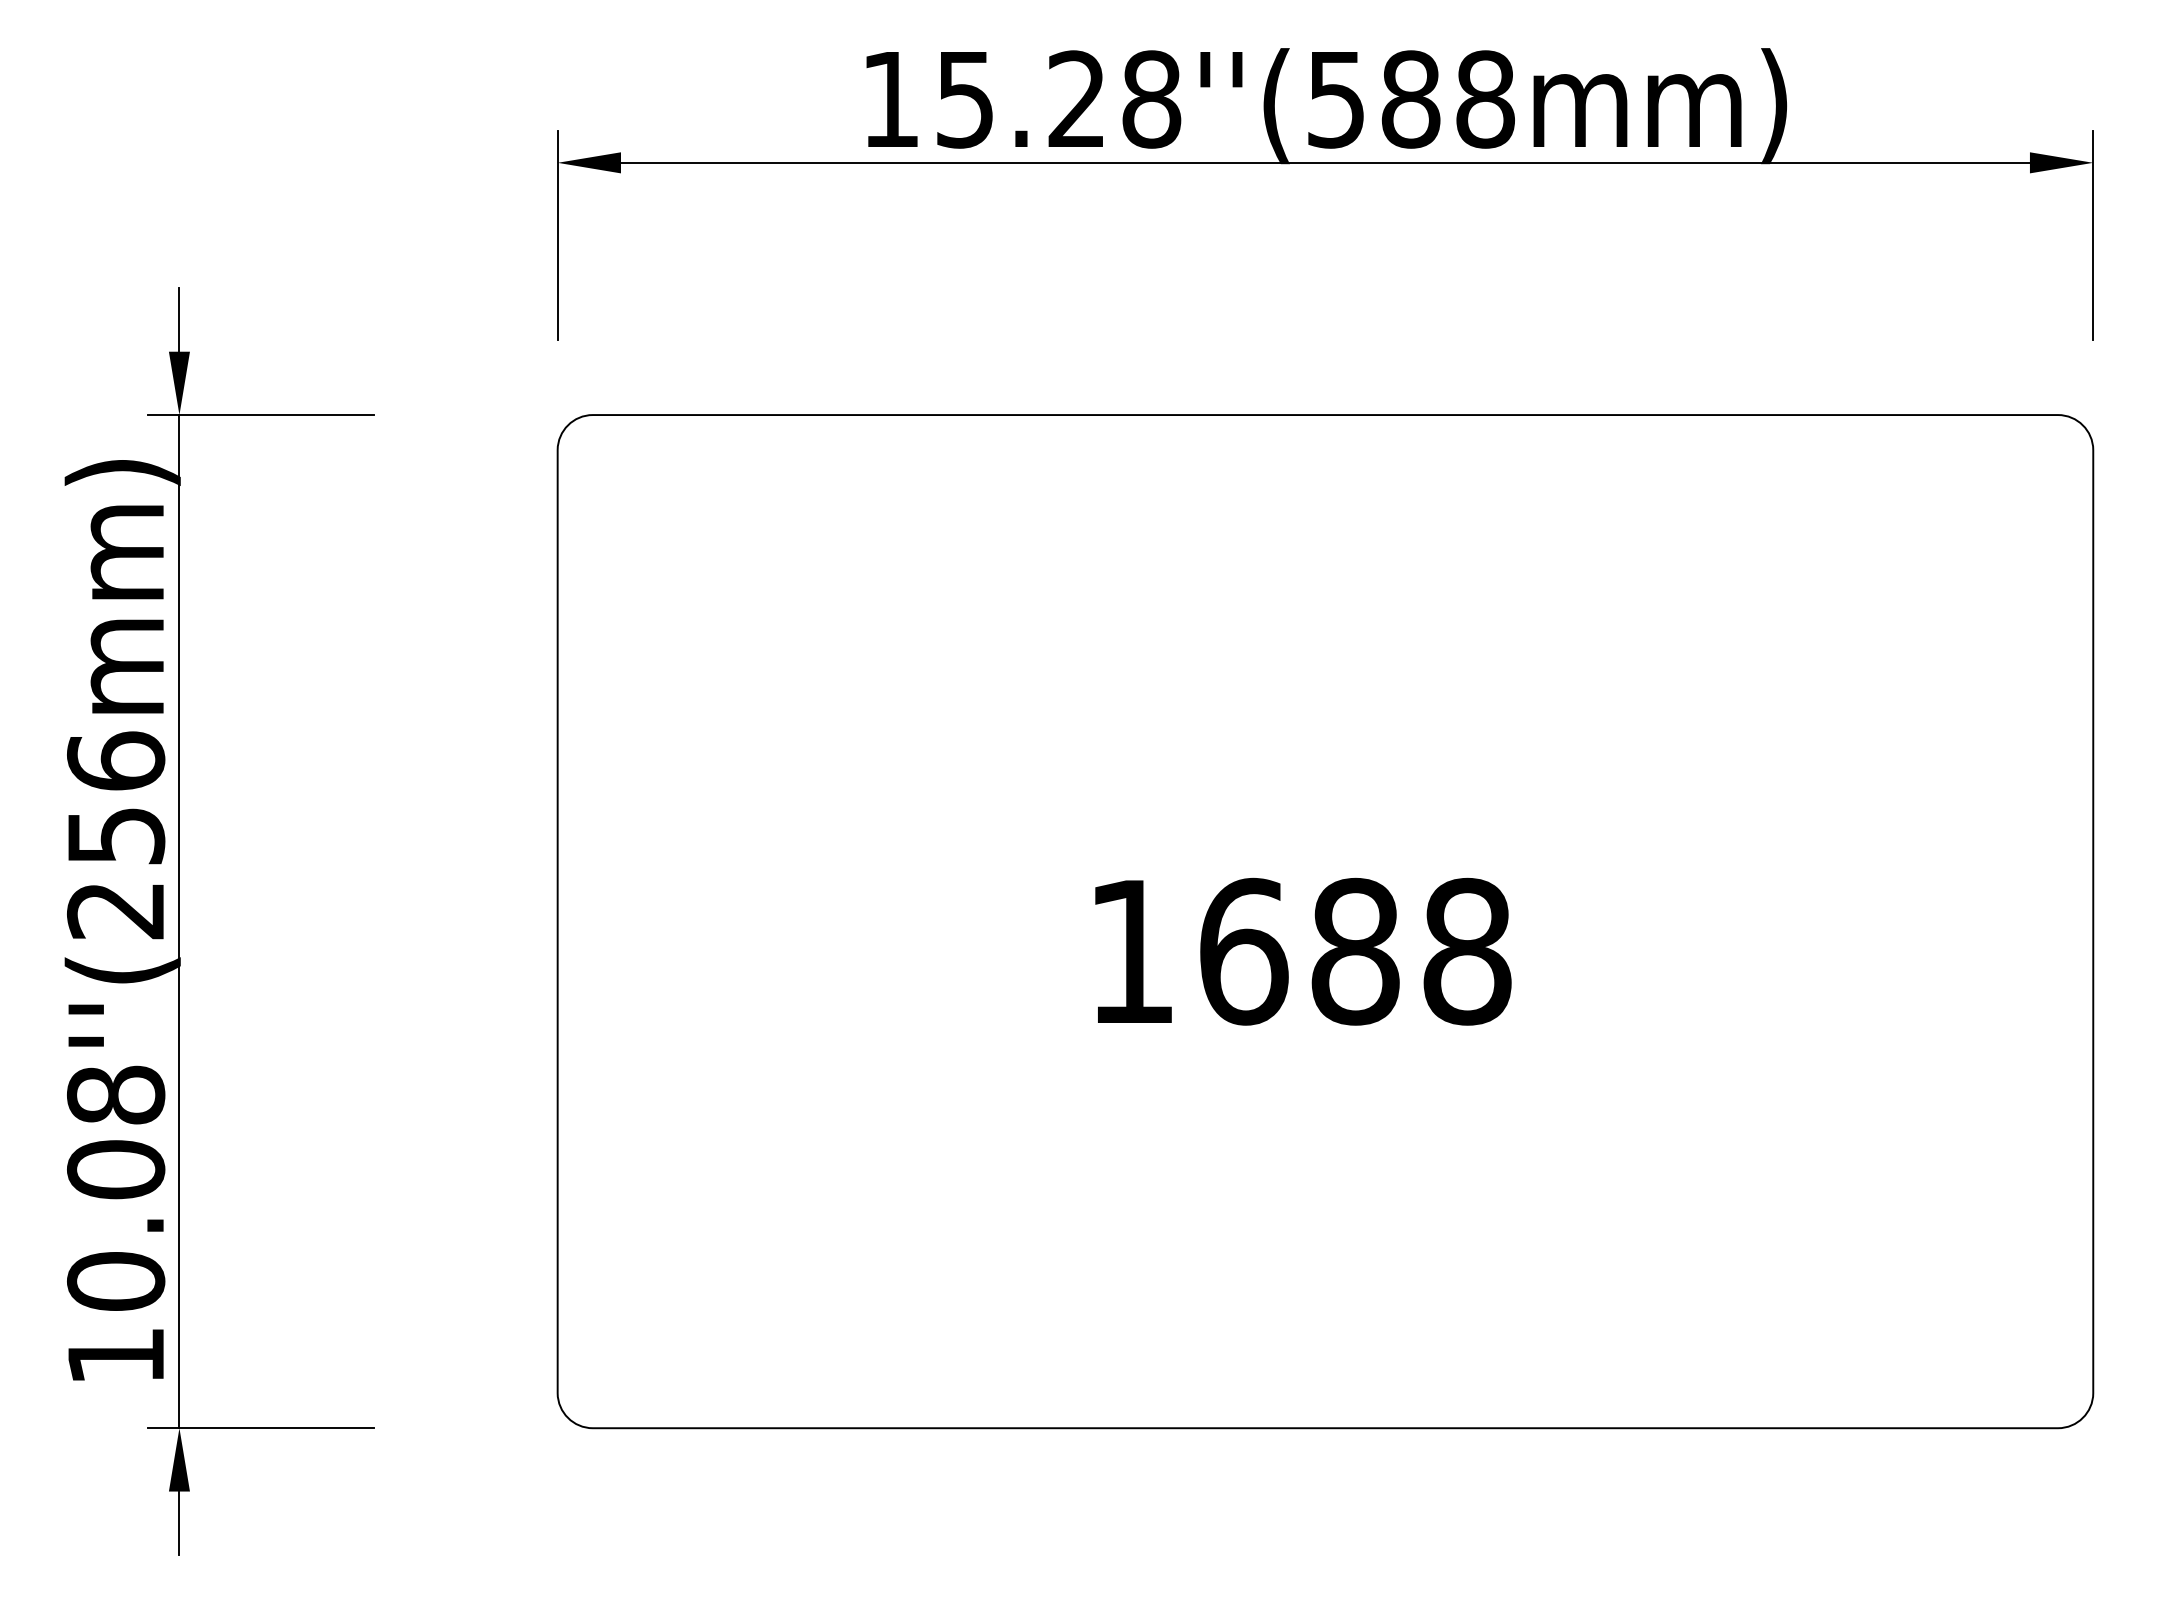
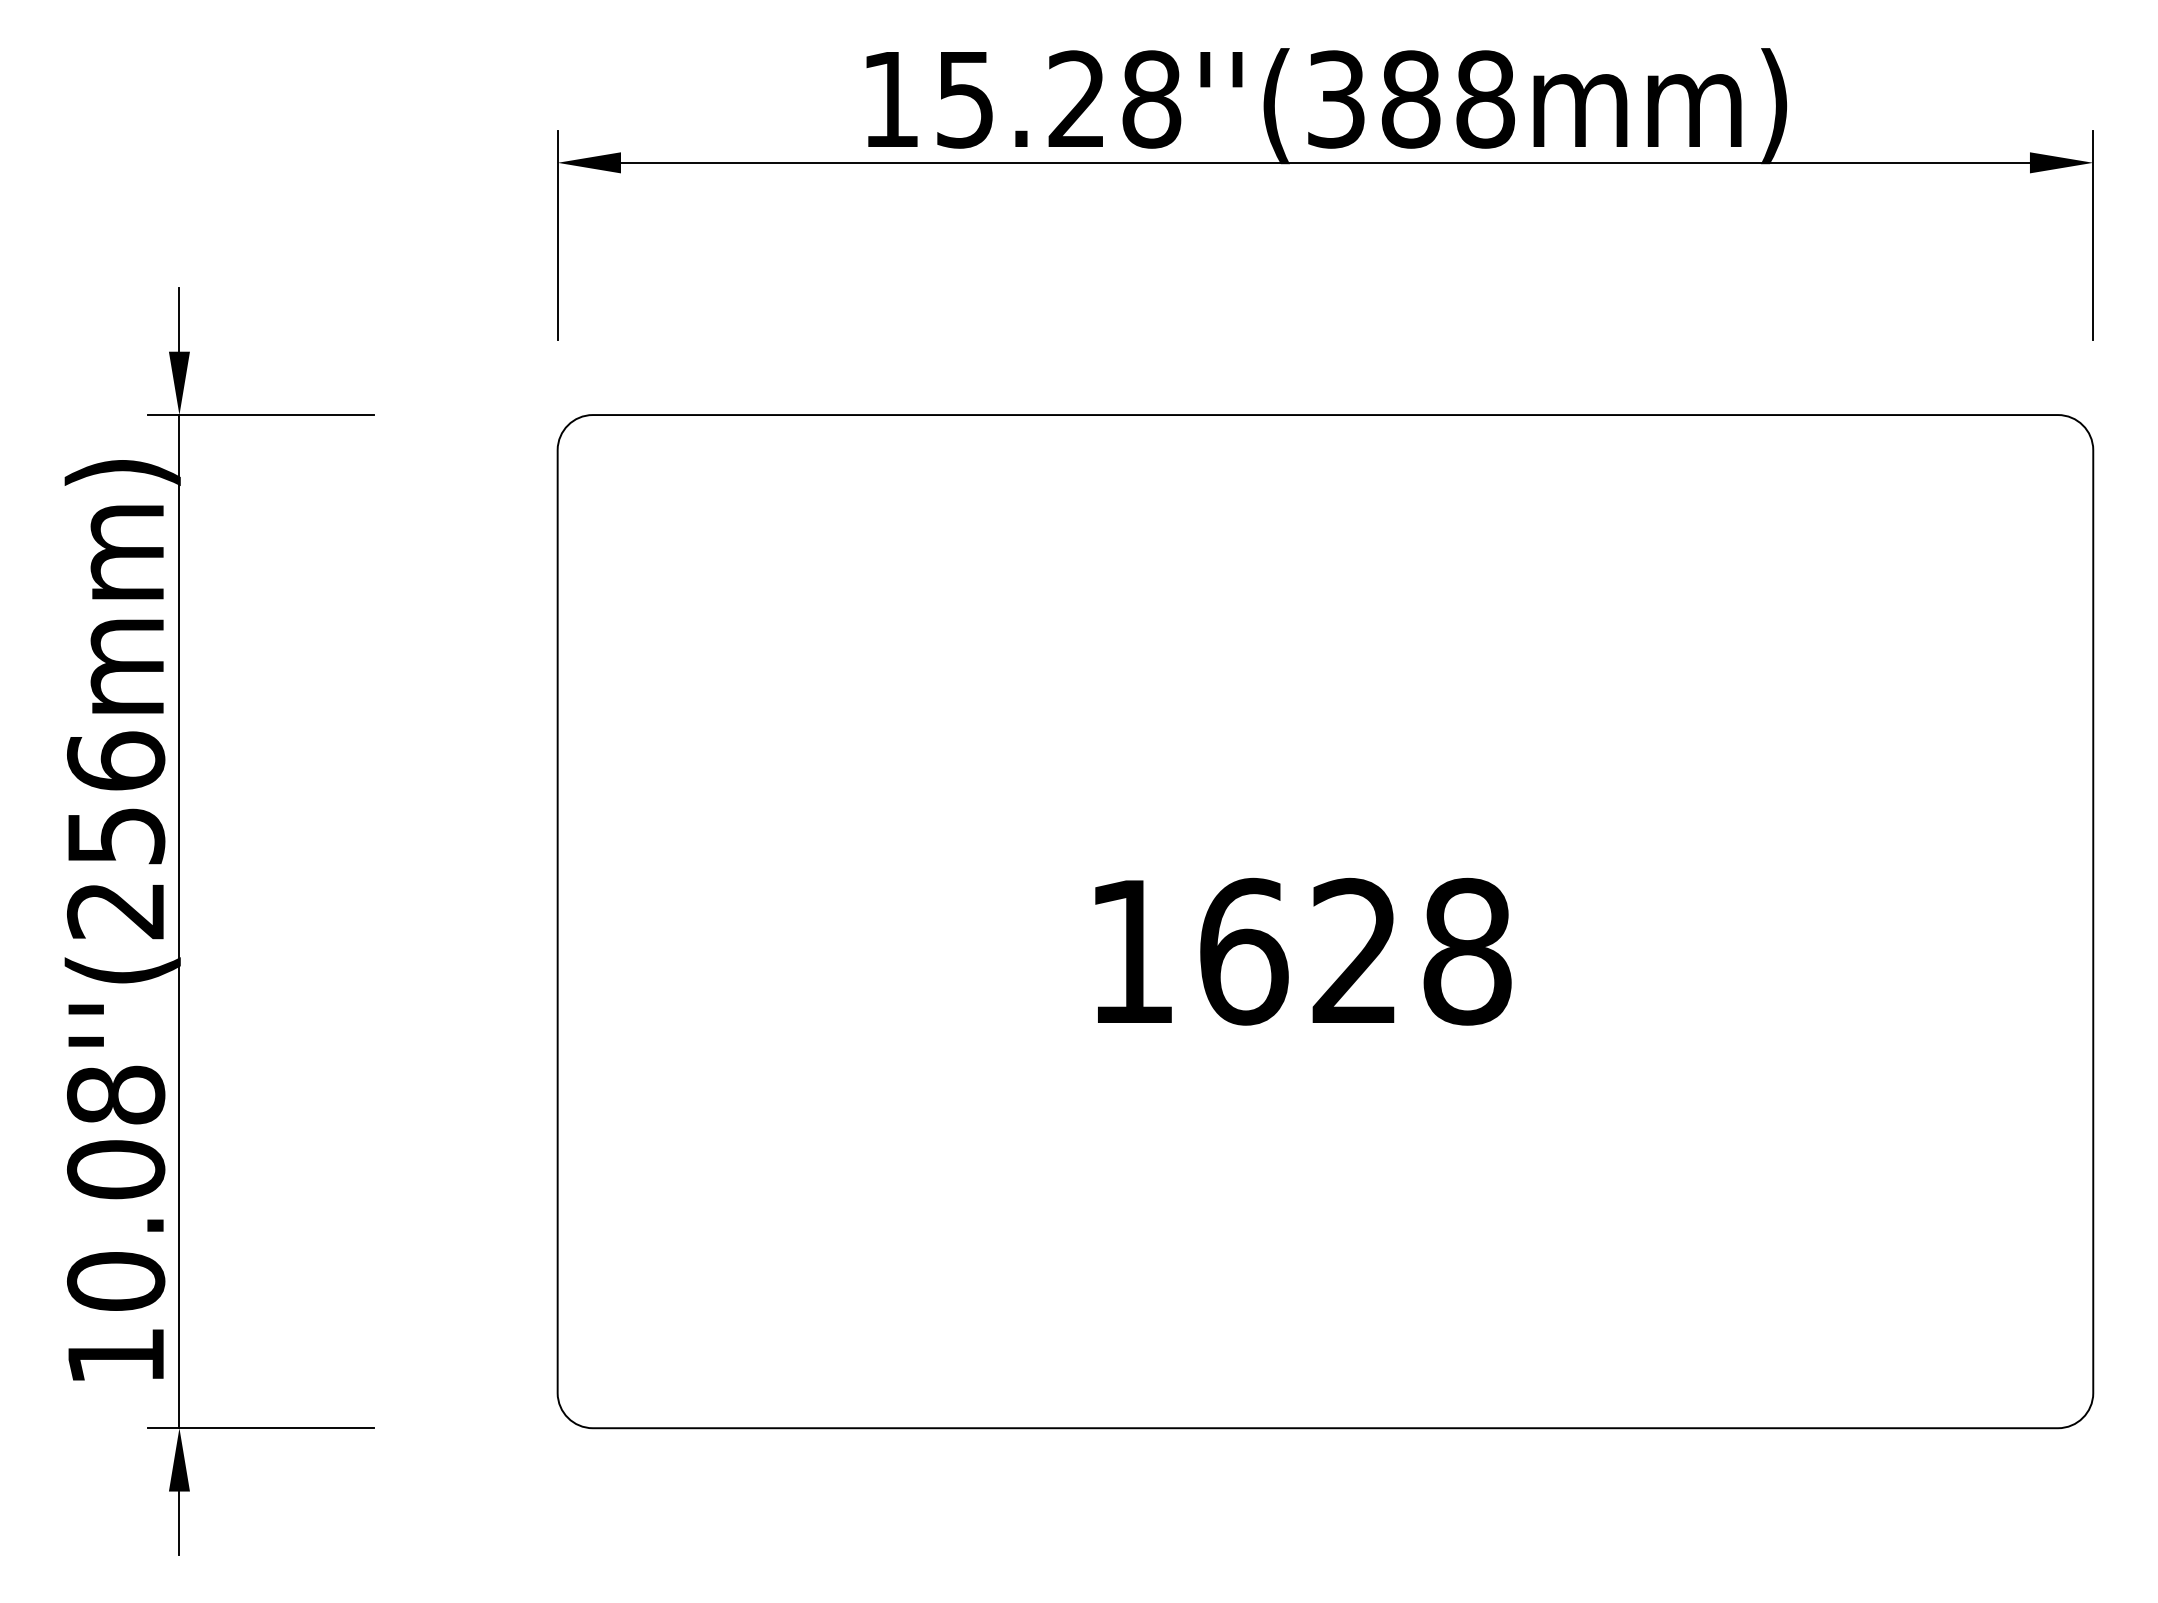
text: 15.28''(588mm) -> 15.28''(388mm) (1336, 99)
text: 1688 -> 1628 (1355, 951)
